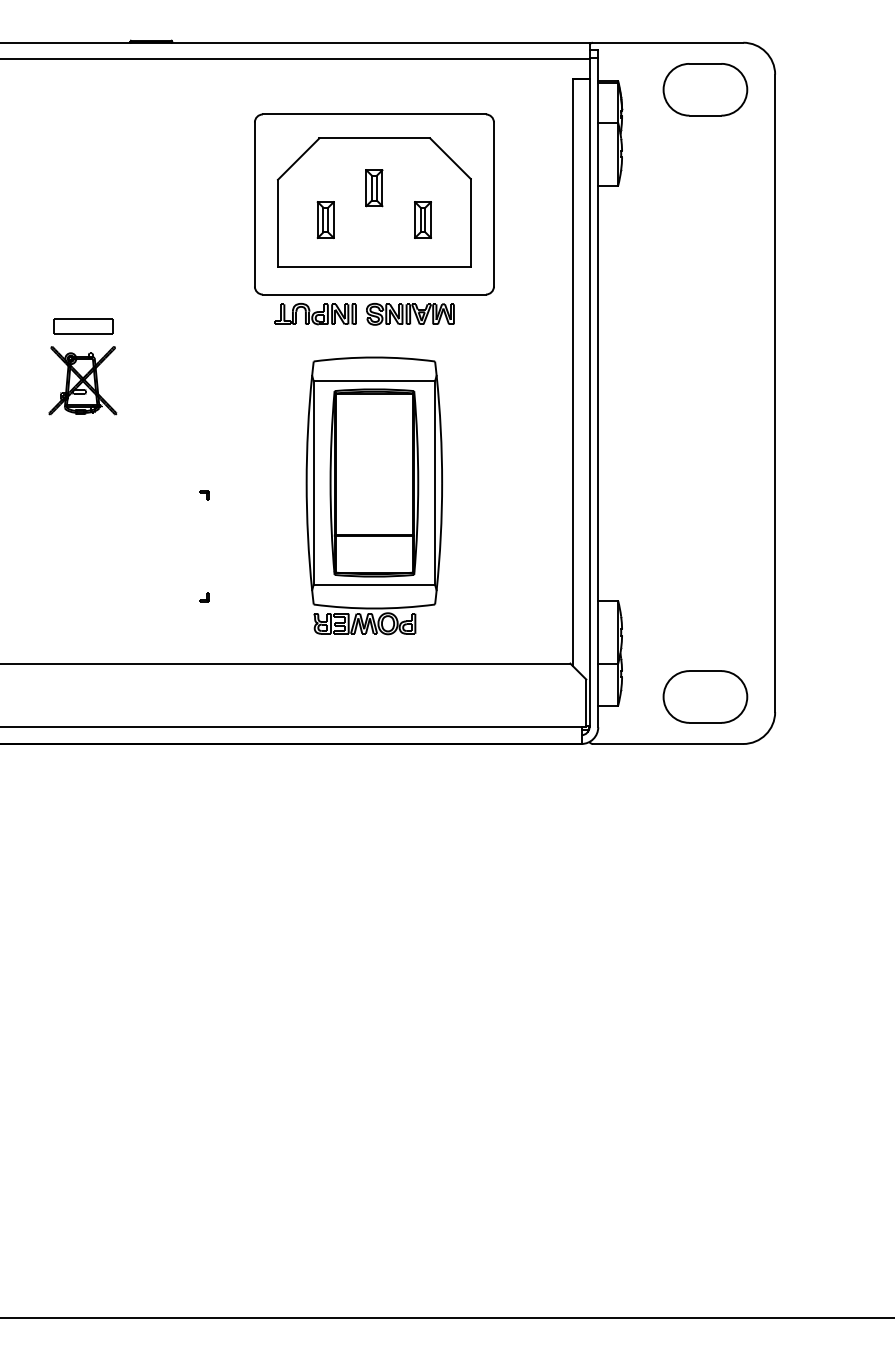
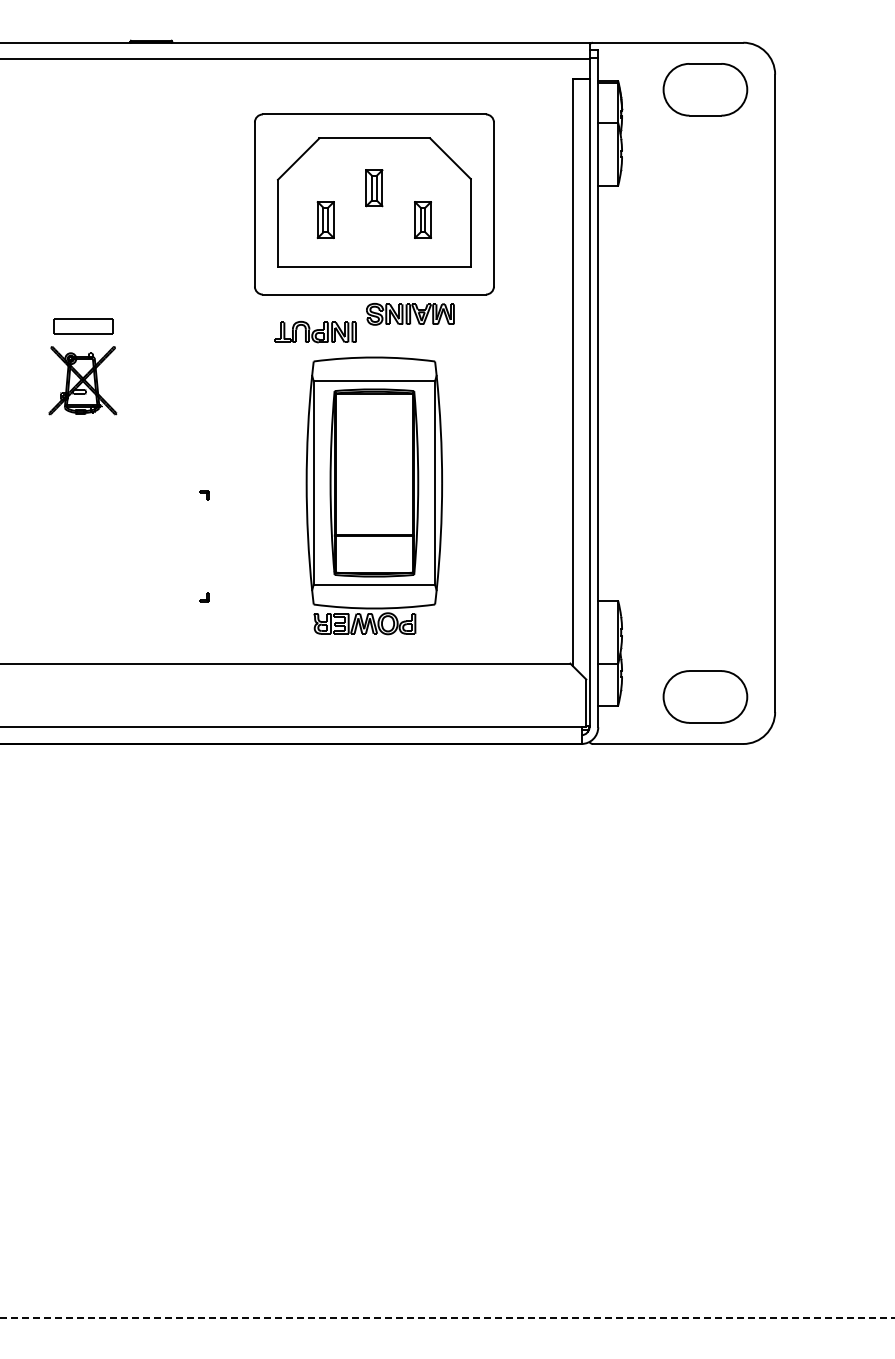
part position: (315, 314) -> (315, 332) (315, 332)
line: solid -> dashed (448, 1318)
